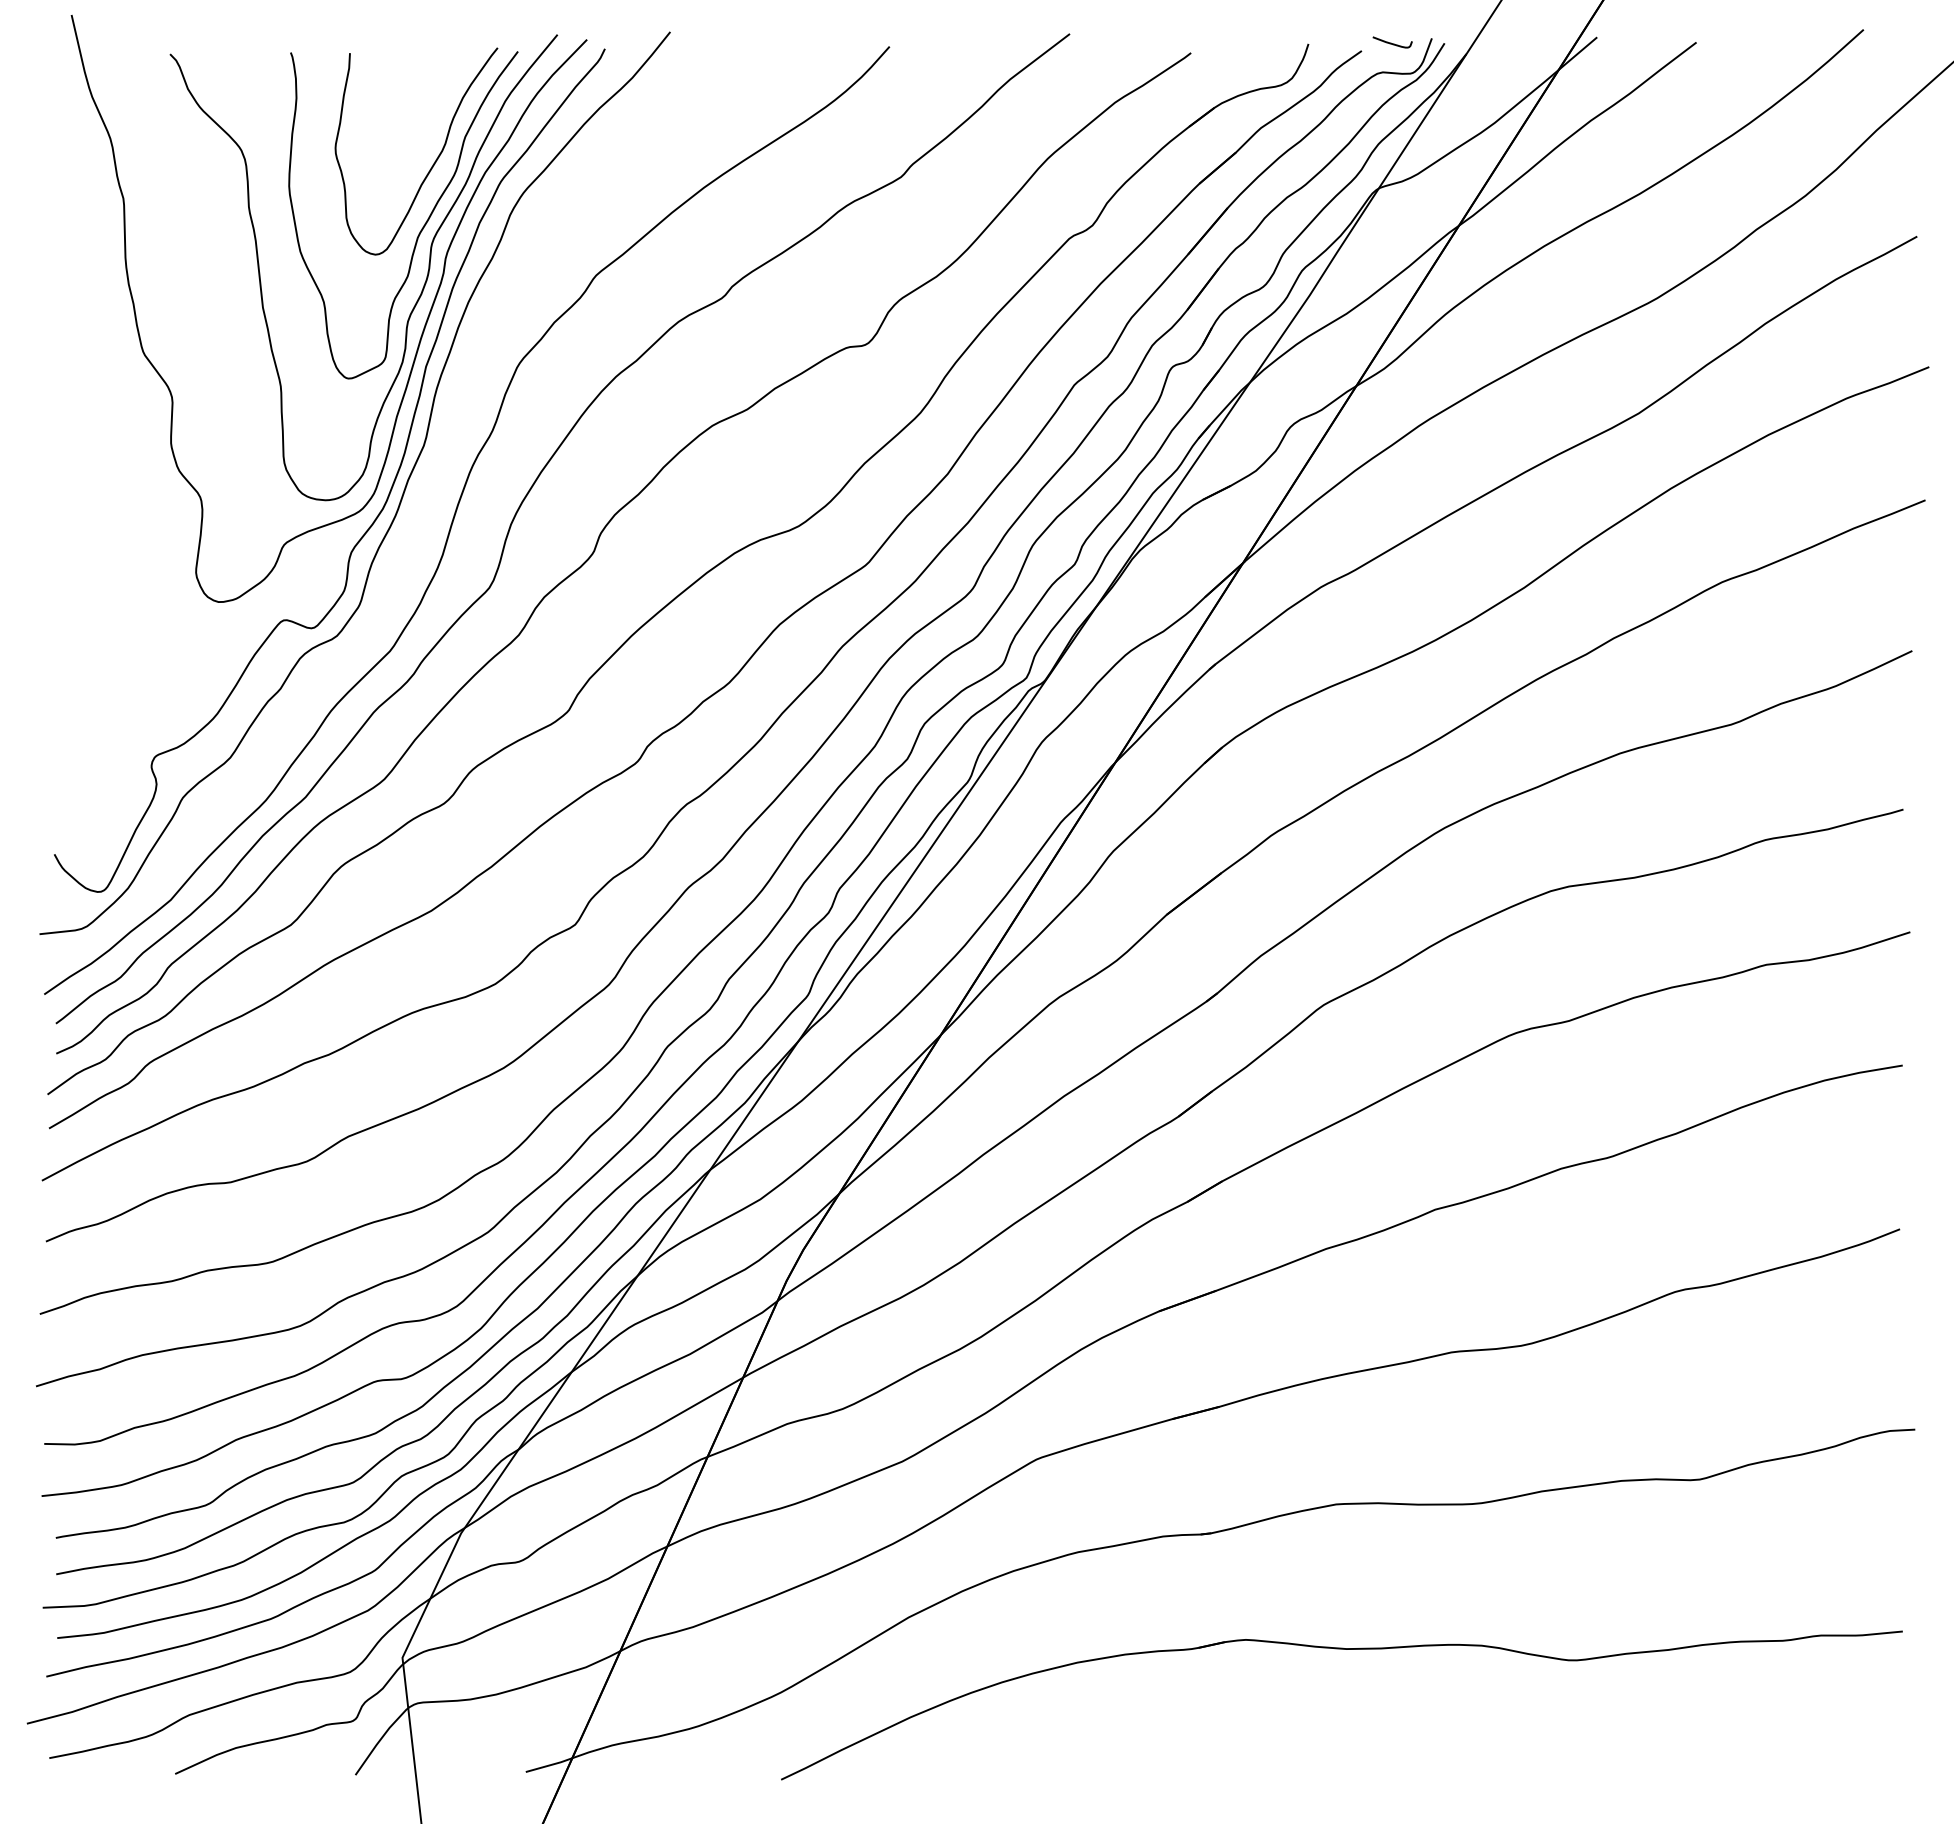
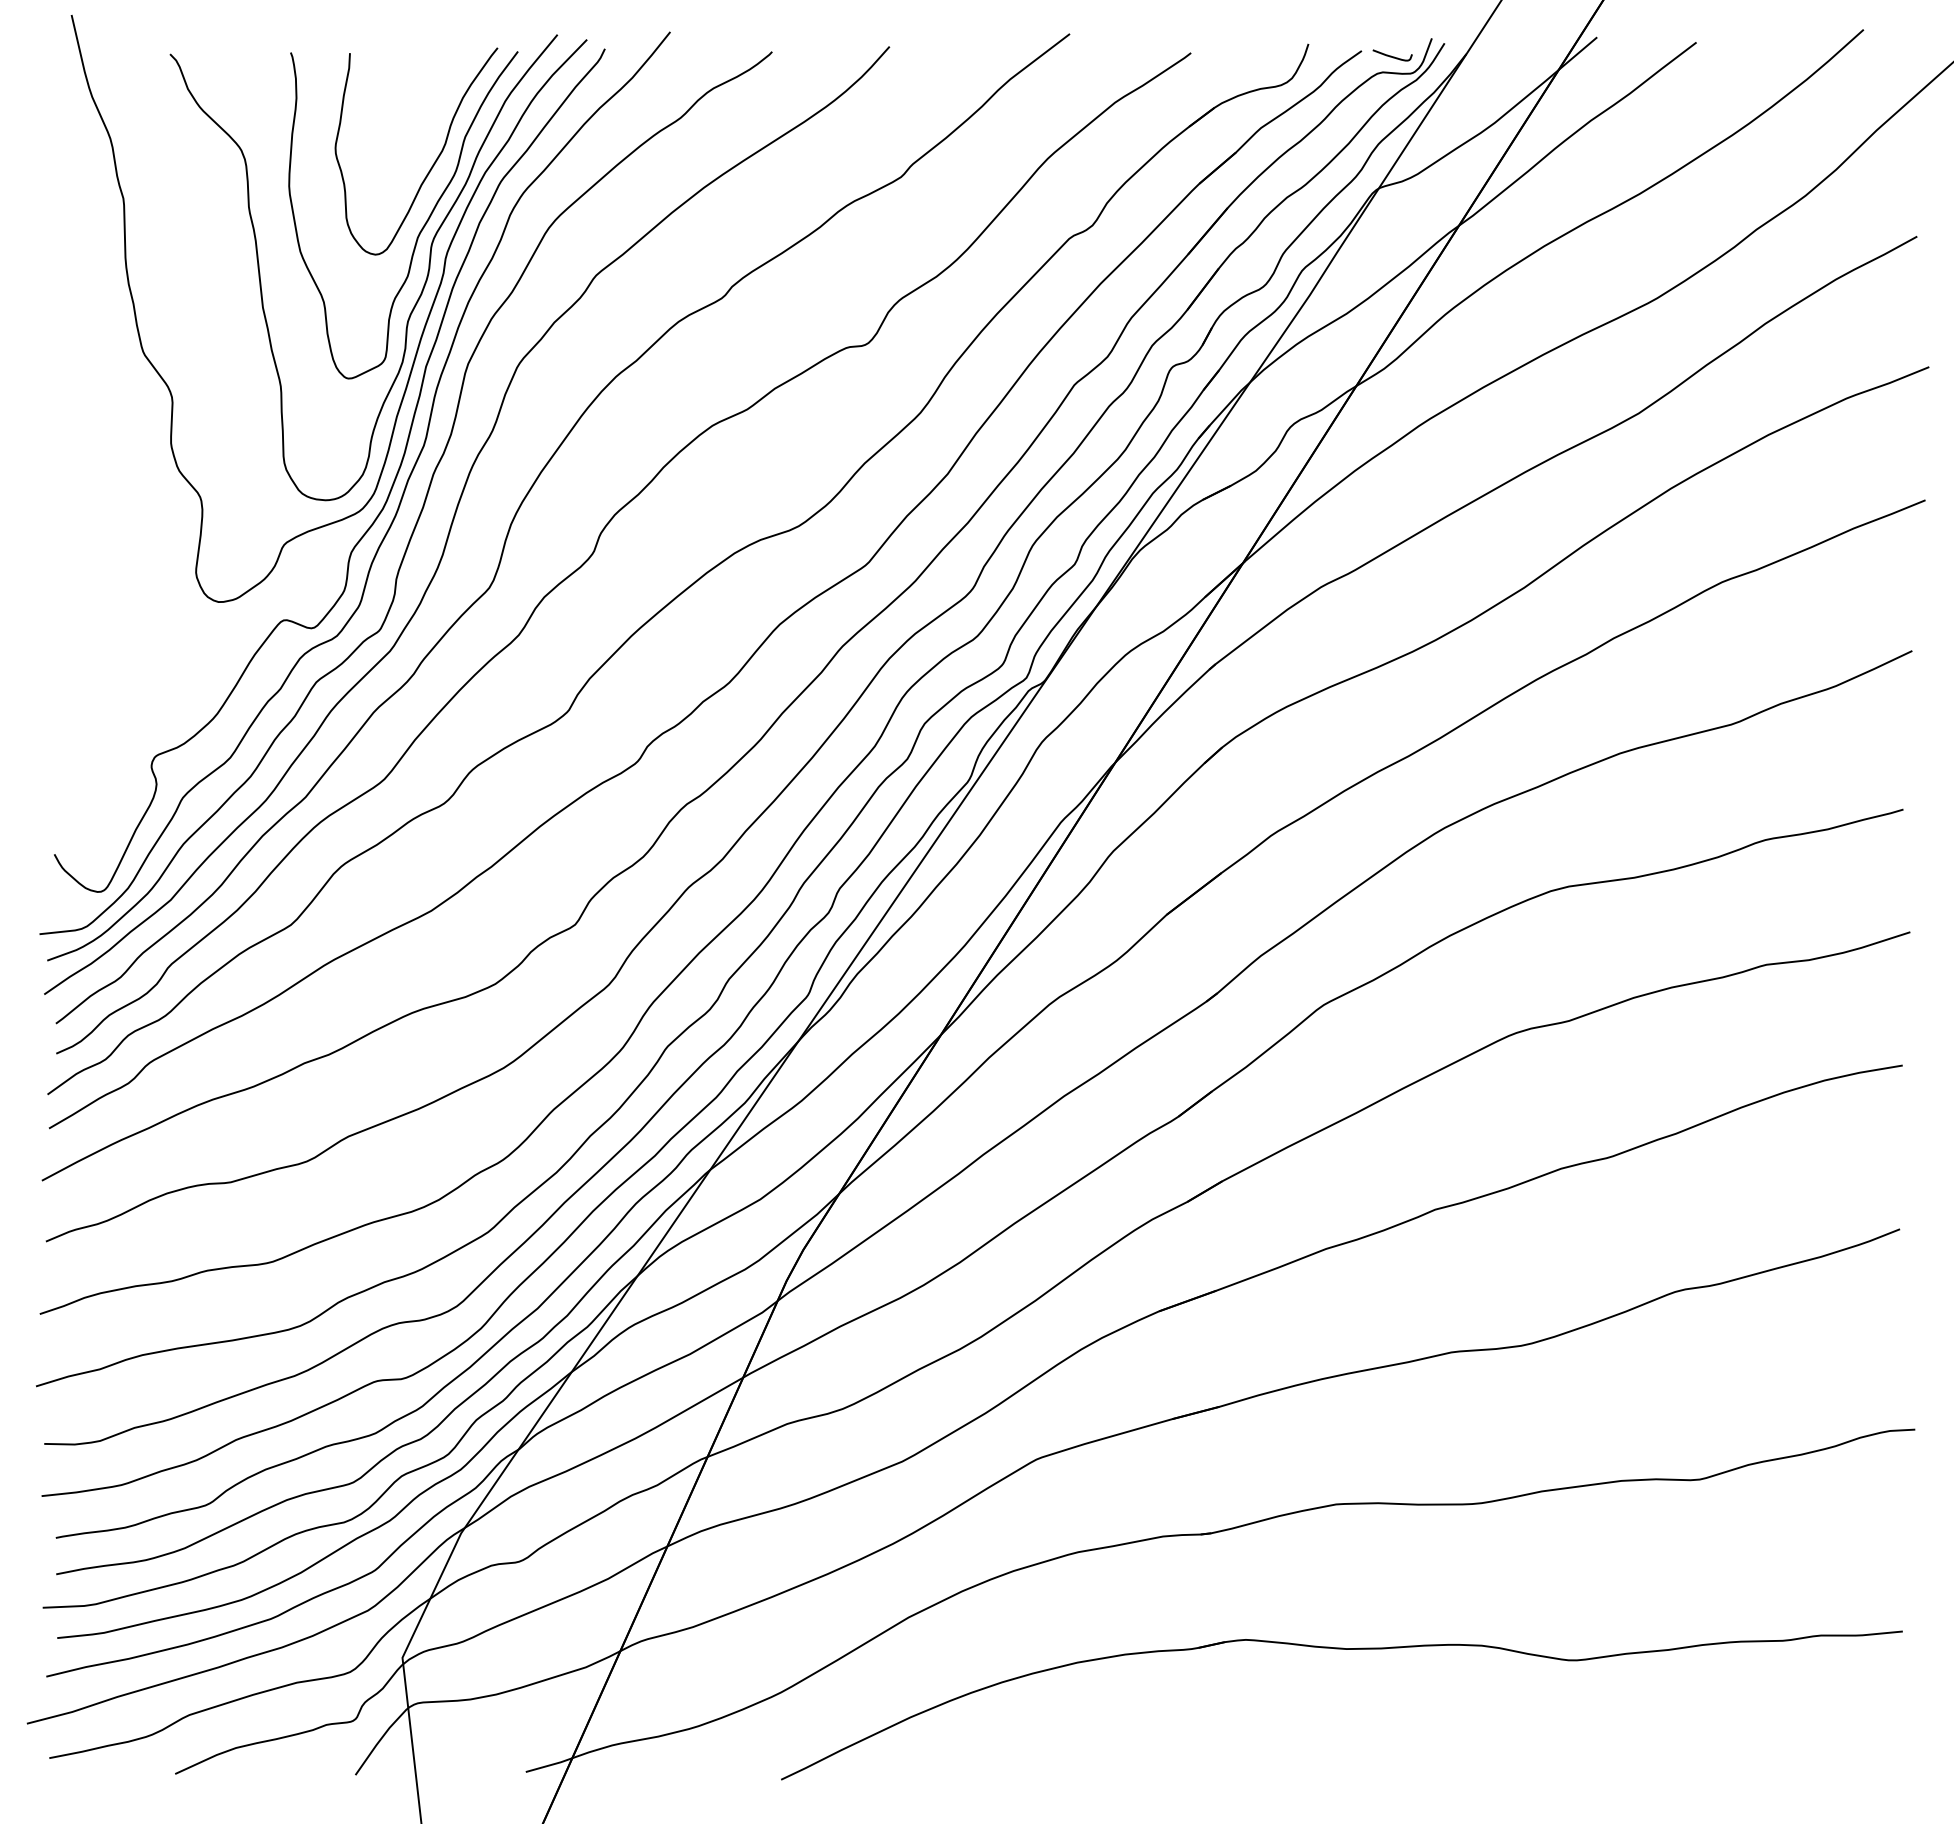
curve position: (1391, 42) -> (1391, 55) (1391, 55)
curve: none -> present (420, 510)
